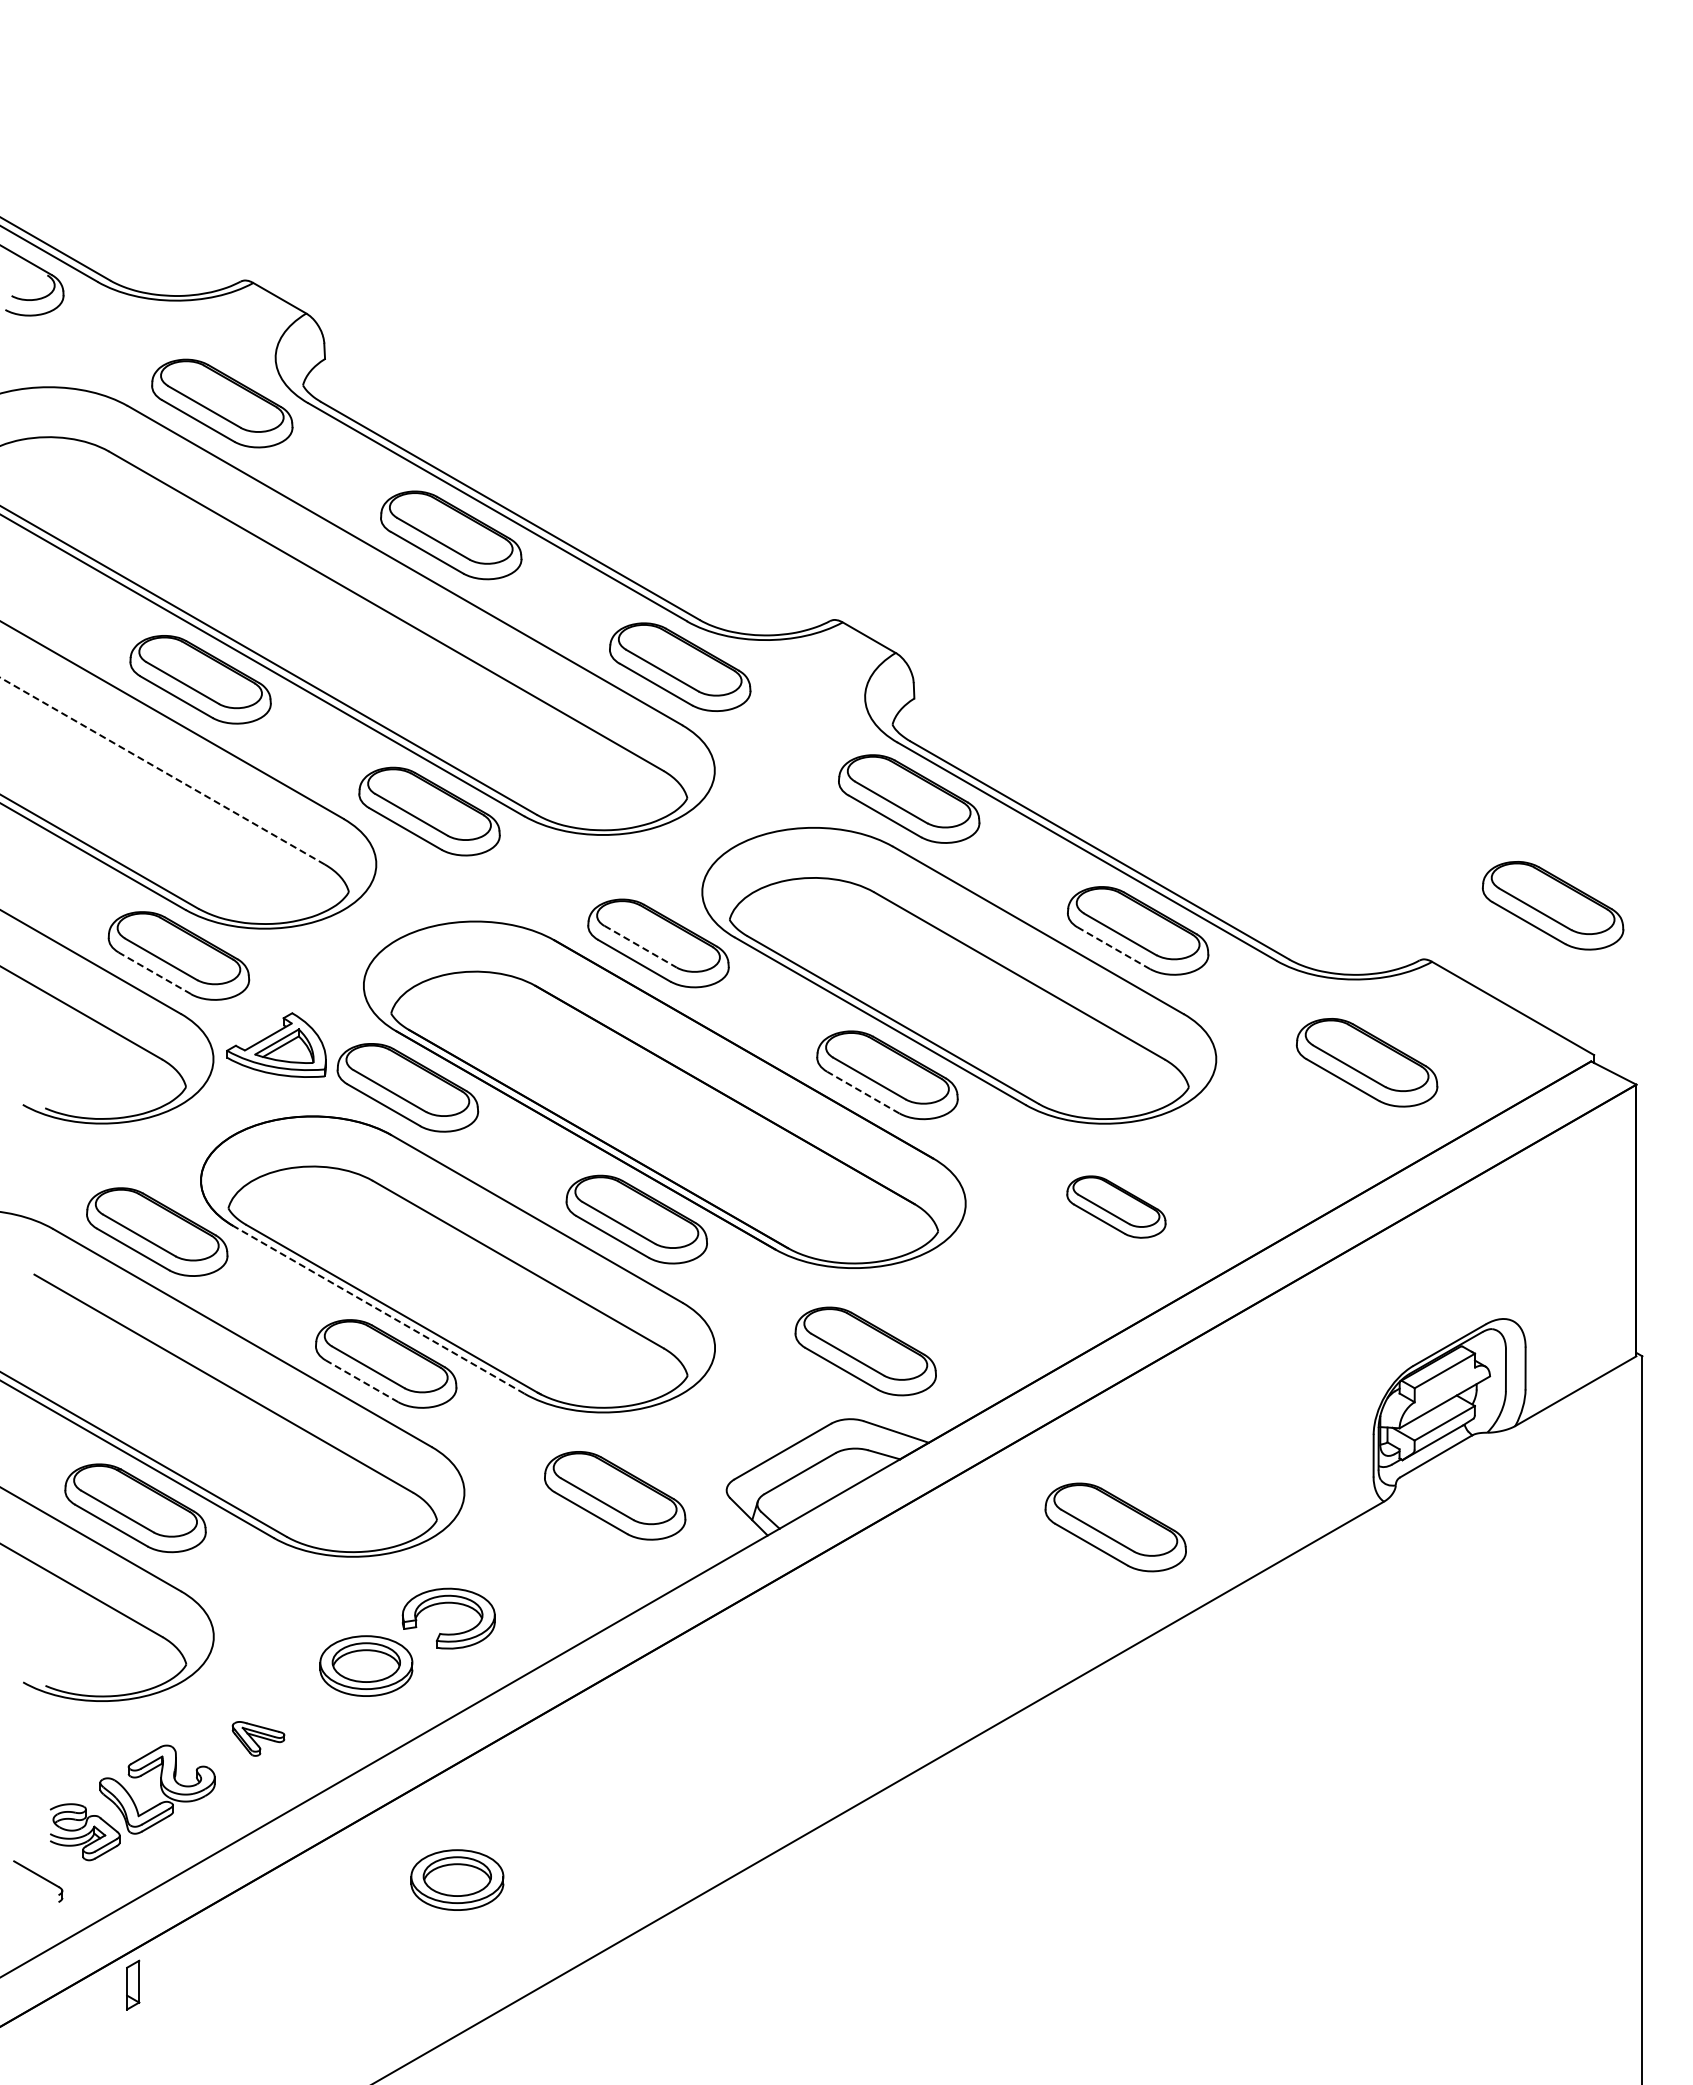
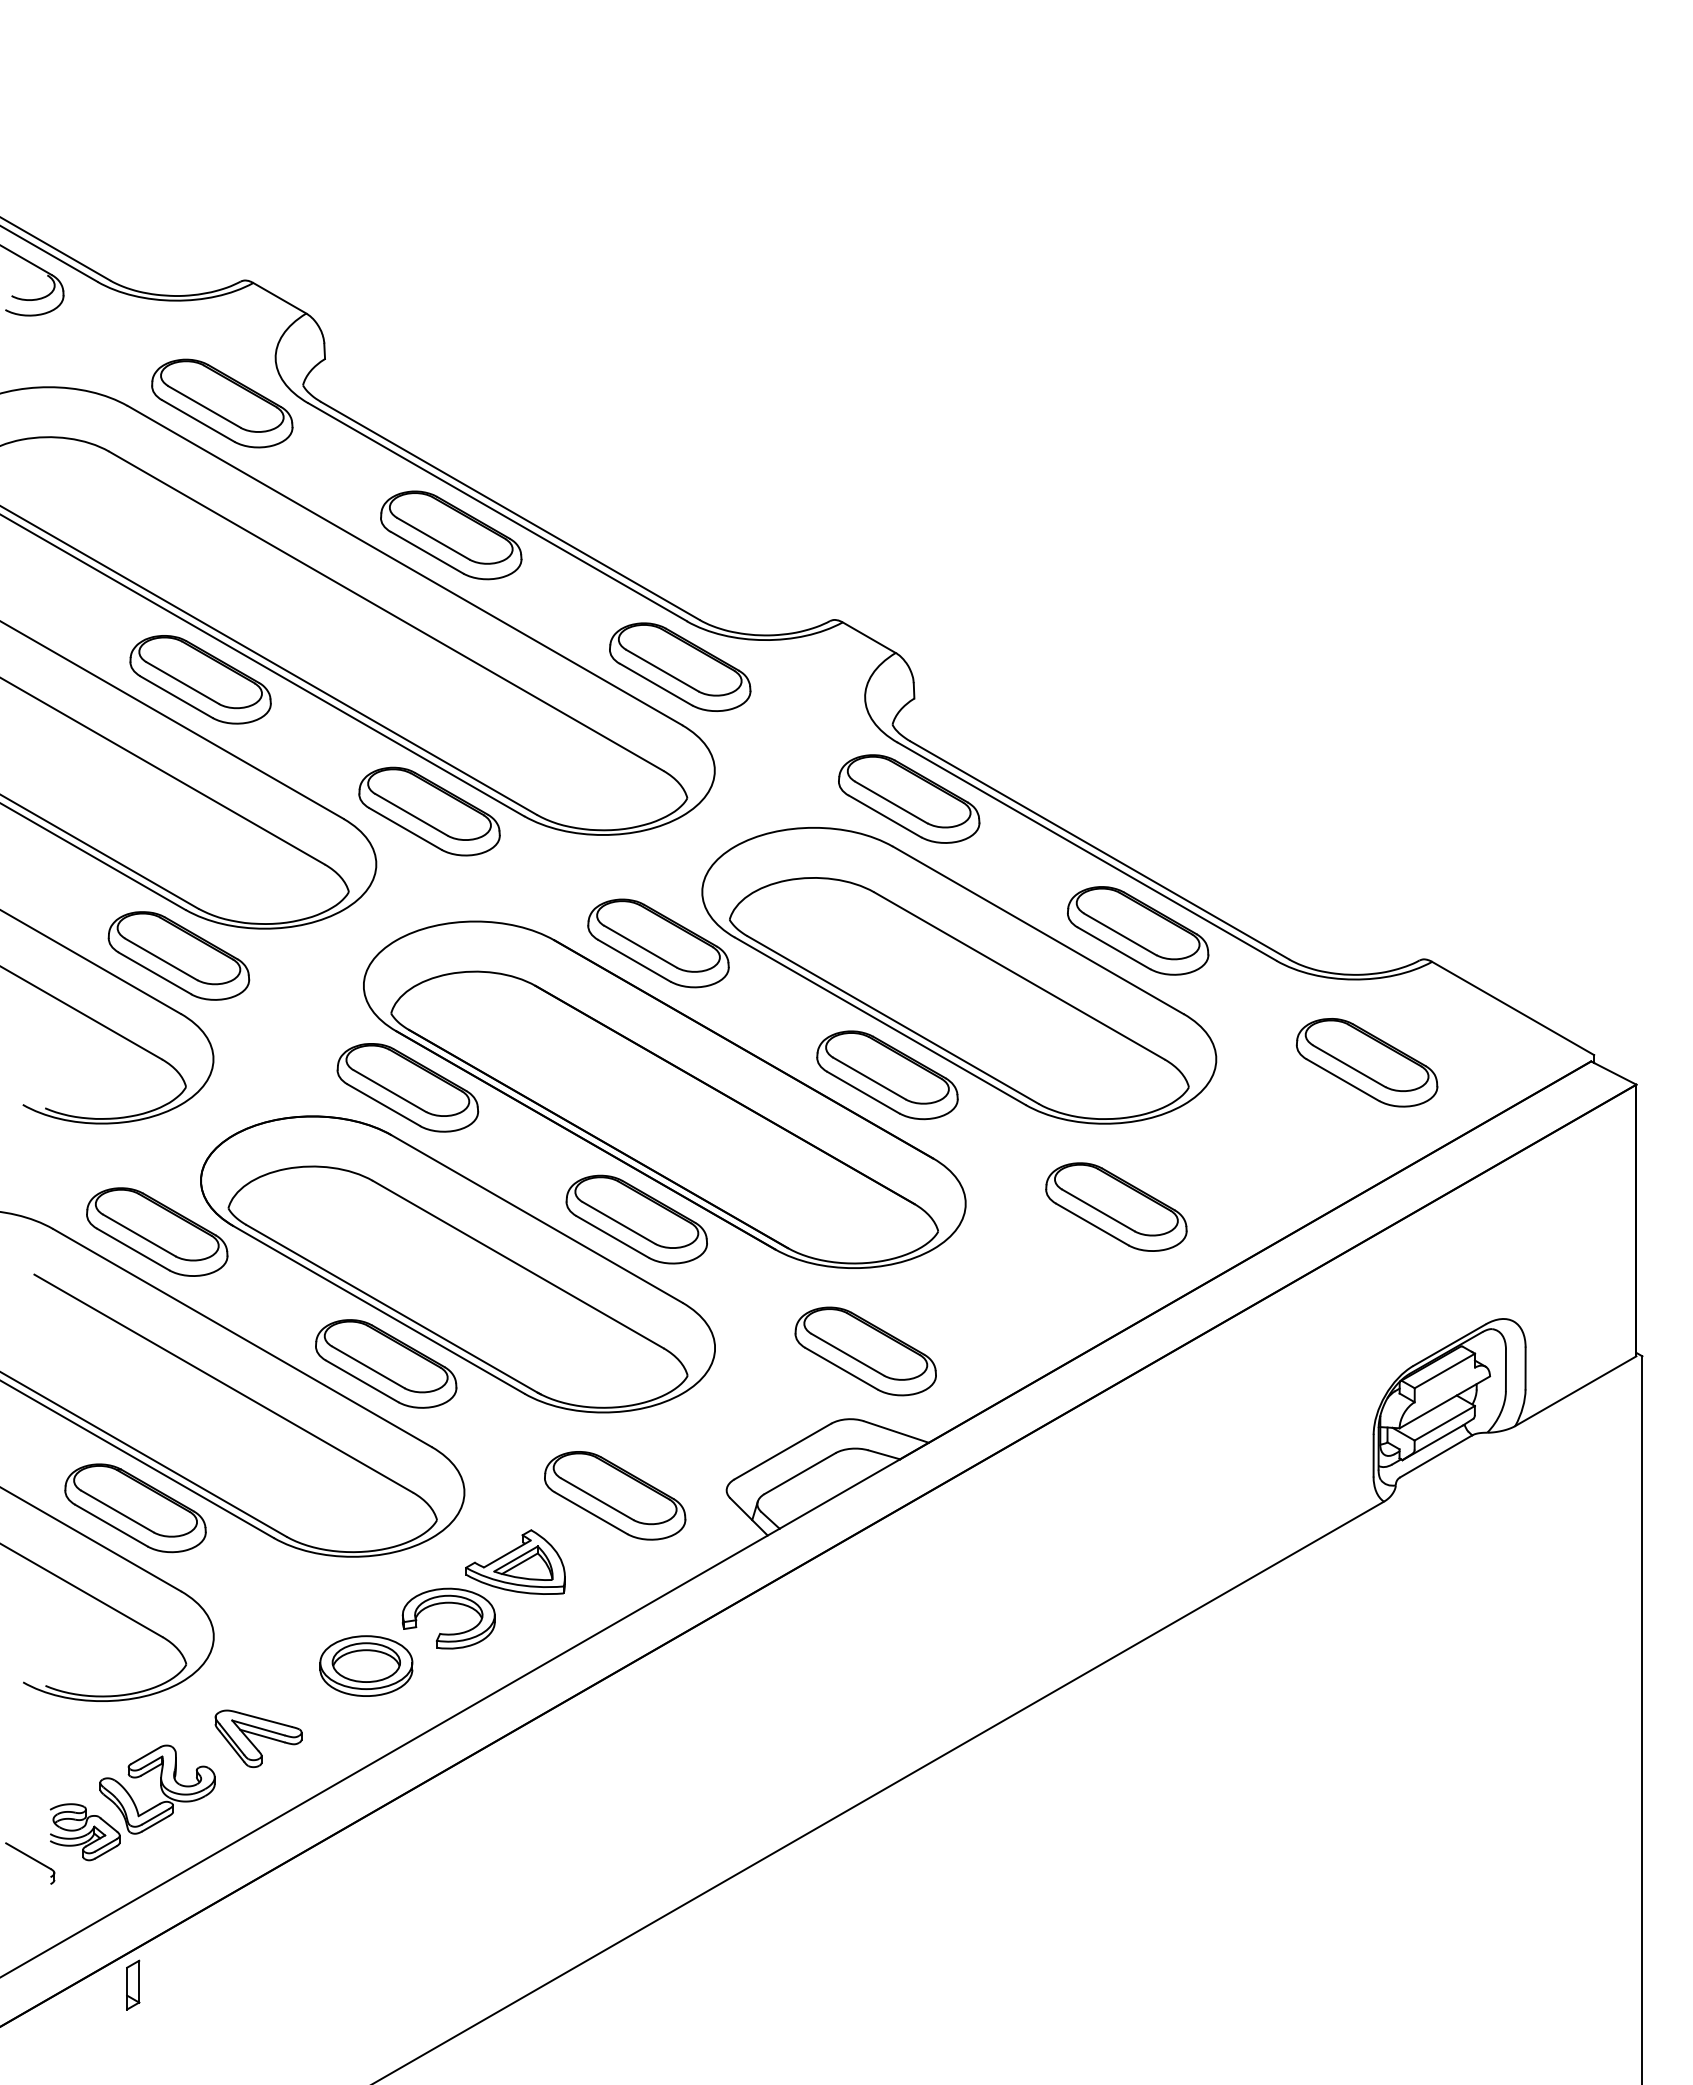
line: dashed -> solid (162, 770)
part: present -> none (1552, 905)
line: dashed -> solid (640, 946)
line: dashed -> solid (1113, 948)
line: dashed -> solid (154, 973)
part position: (276, 1044) -> (515, 1561) (515, 1561)
line: dashed -> solid (863, 1092)
part size: 101x64 px -> 143x90 px (1116, 1206)
line: dashed -> solid (379, 1309)
line: dashed -> solid (362, 1381)
part: present -> none (1115, 1527)
part size: 55x36 px -> 89x60 px (258, 1738)
part: present -> none (457, 1879)
part position: (38, 1881) -> (30, 1863) (30, 1863)
